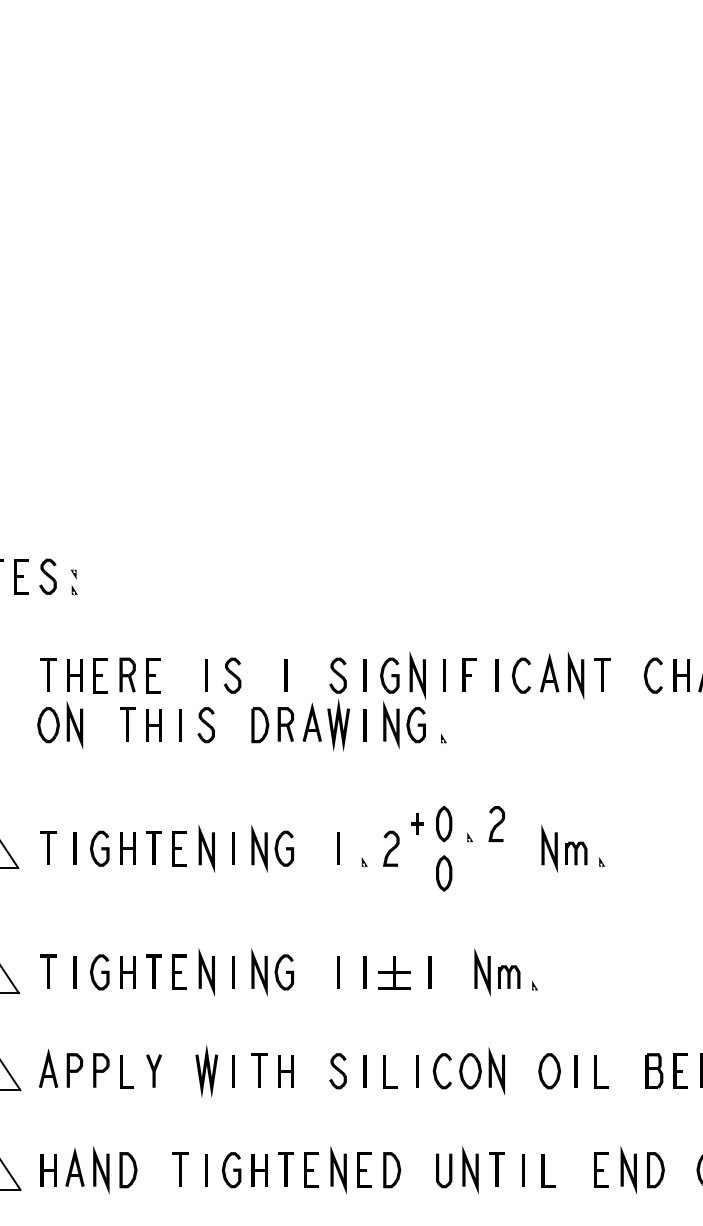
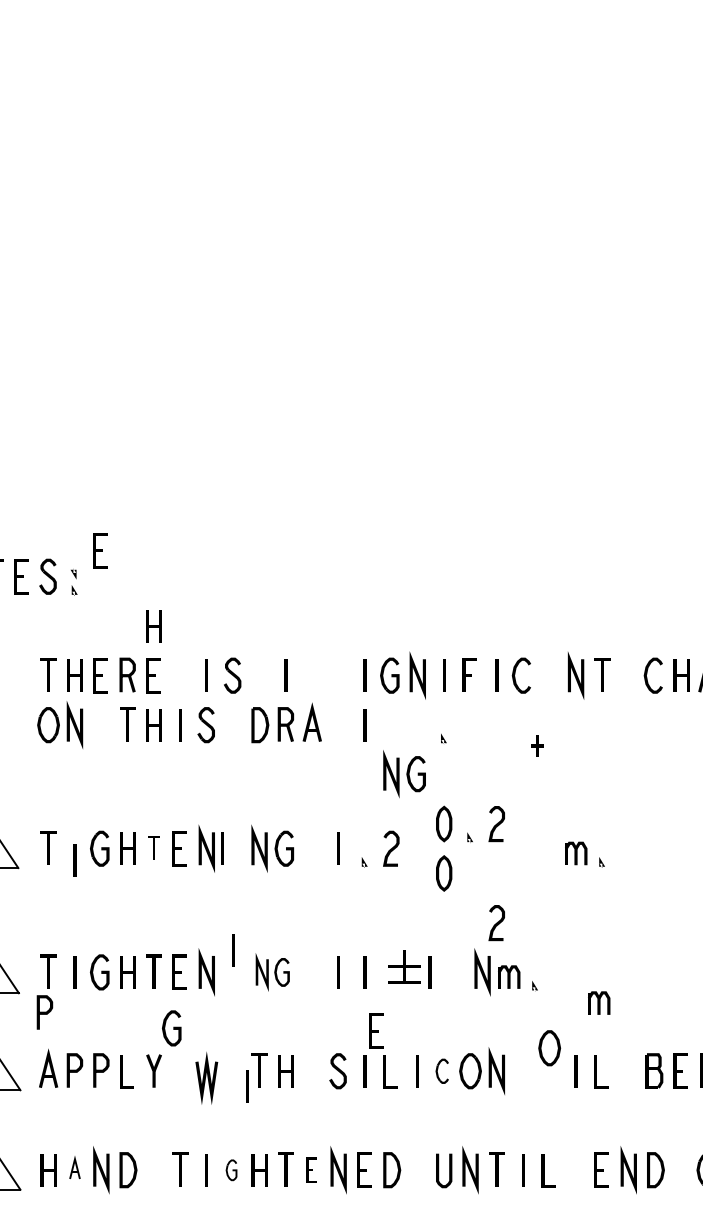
part: none -> present (100, 550)
part: none -> present (153, 626)
part: present -> none (549, 672)
part: present -> none (338, 704)
part position: (404, 725) -> (404, 774) (404, 774)
part position: (417, 823) -> (537, 745) (537, 745)
part size: 16x34 px -> 12x24 px (153, 847)
line position: (74, 848) -> (74, 860) (74, 860)
line position: (233, 848) -> (222, 848) (222, 848)
line: present -> none (549, 848)
curve: none -> present (496, 923)
line position: (233, 972) -> (233, 950) (233, 950)
part size: 44x49 px -> 35x39 px (272, 972)
part position: (394, 972) -> (404, 966) (404, 966)
part: none -> present (599, 1002)
curve: none -> present (44, 1012)
curve: none -> present (173, 1028)
part: none -> present (376, 1030)
line position: (206, 1069) -> (206, 1076) (206, 1076)
line position: (233, 1071) -> (247, 1086) (247, 1086)
part size: 20x37 px -> 14x26 px (441, 1070)
part position: (549, 1071) -> (549, 1048) (549, 1048)
part size: 20x39 px -> 12x23 px (74, 1167)
part size: 15x36 px -> 11x26 px (311, 1169)
part size: 21x37 px -> 13x23 px (231, 1170)
